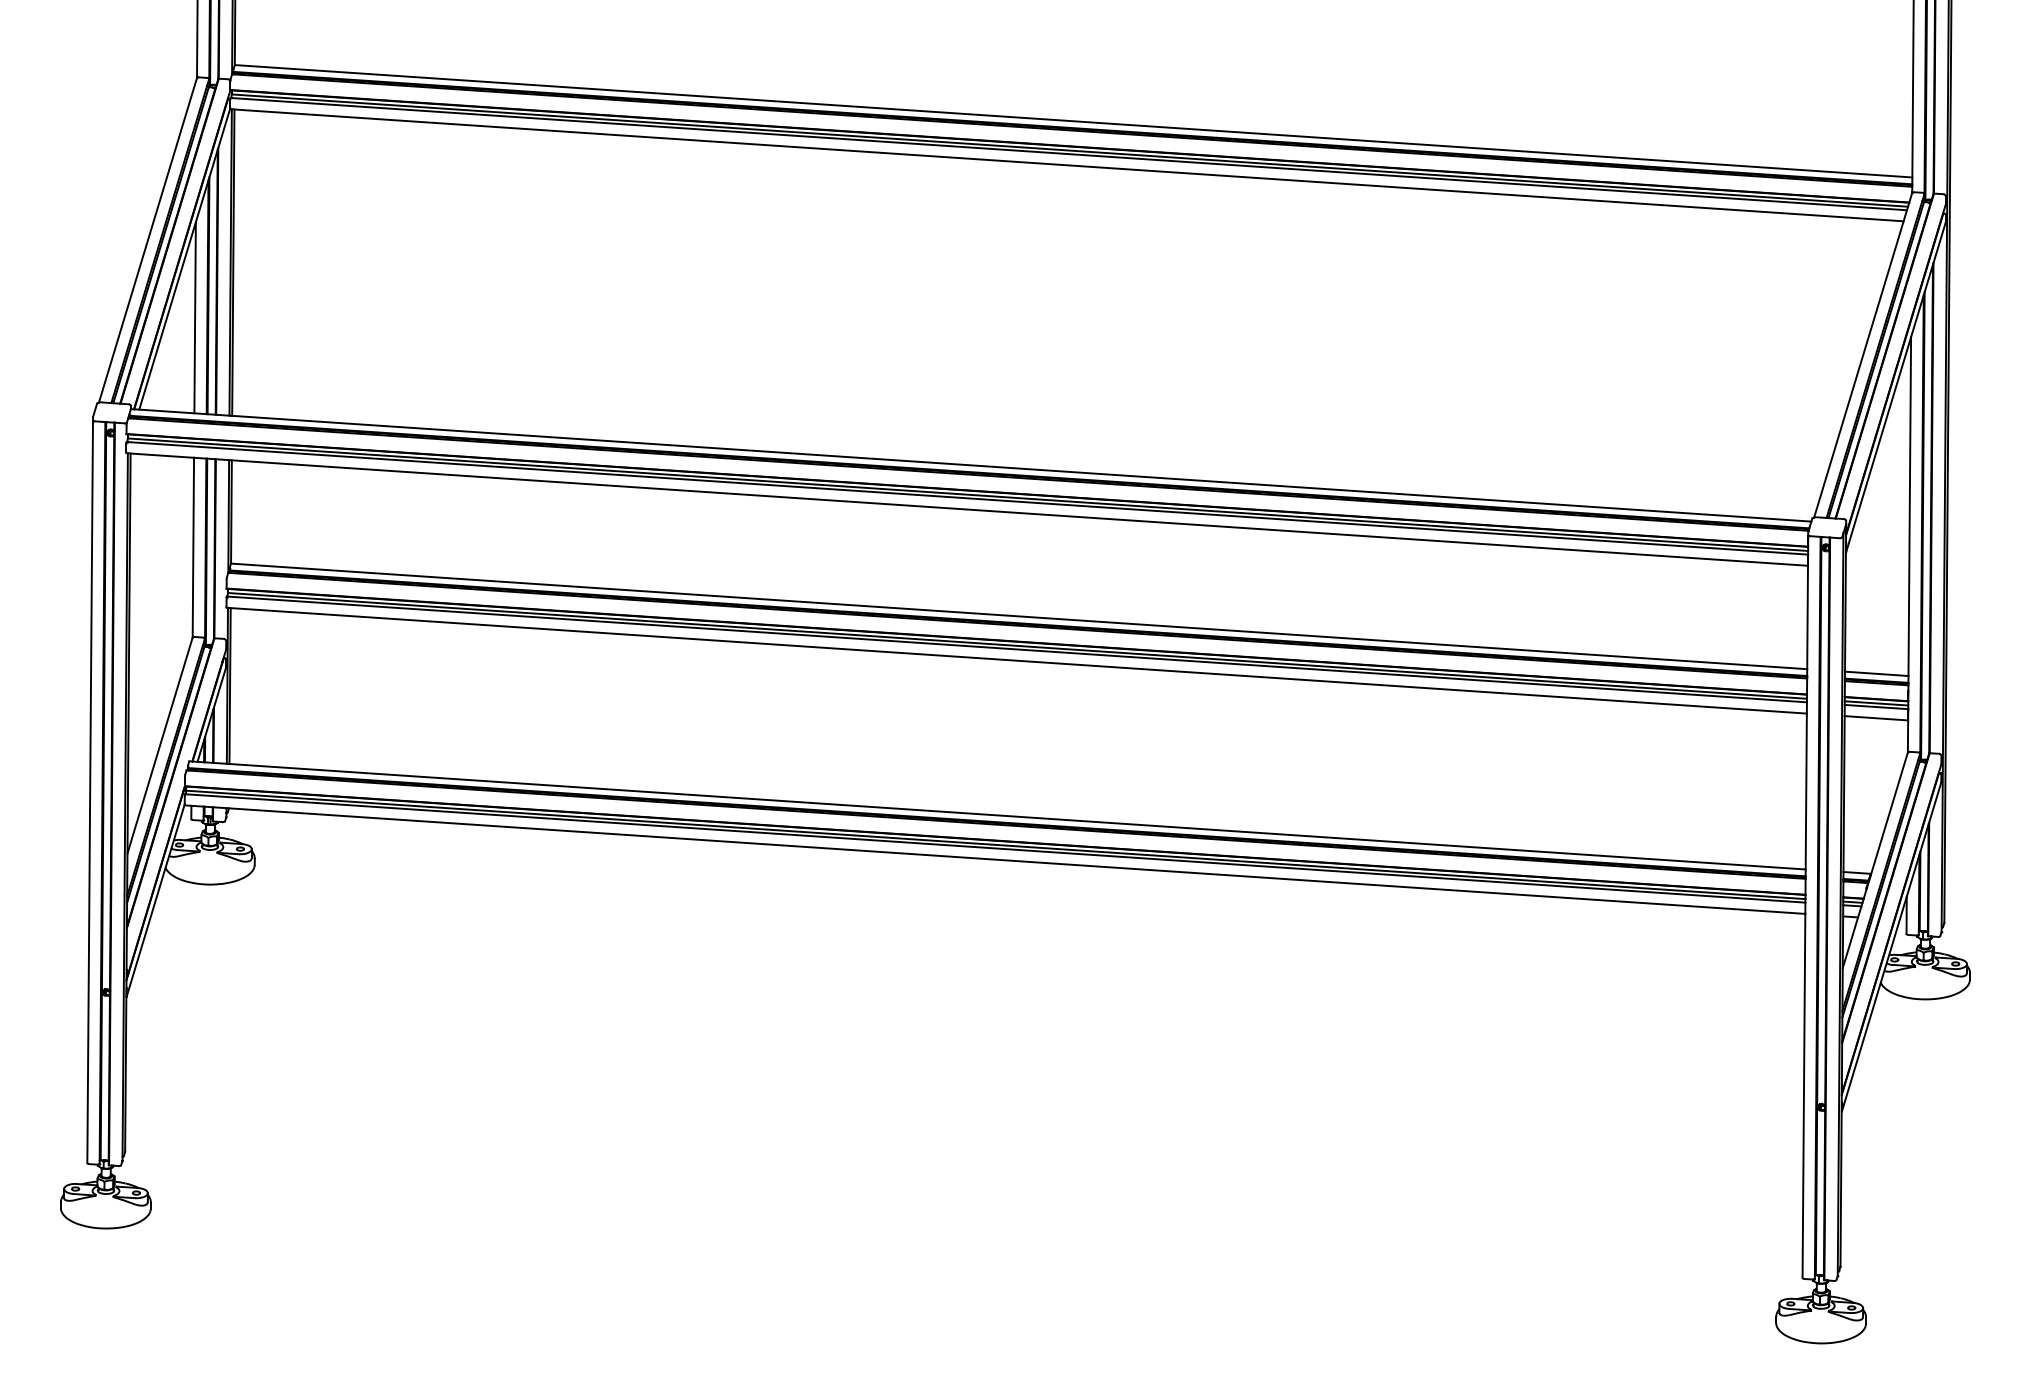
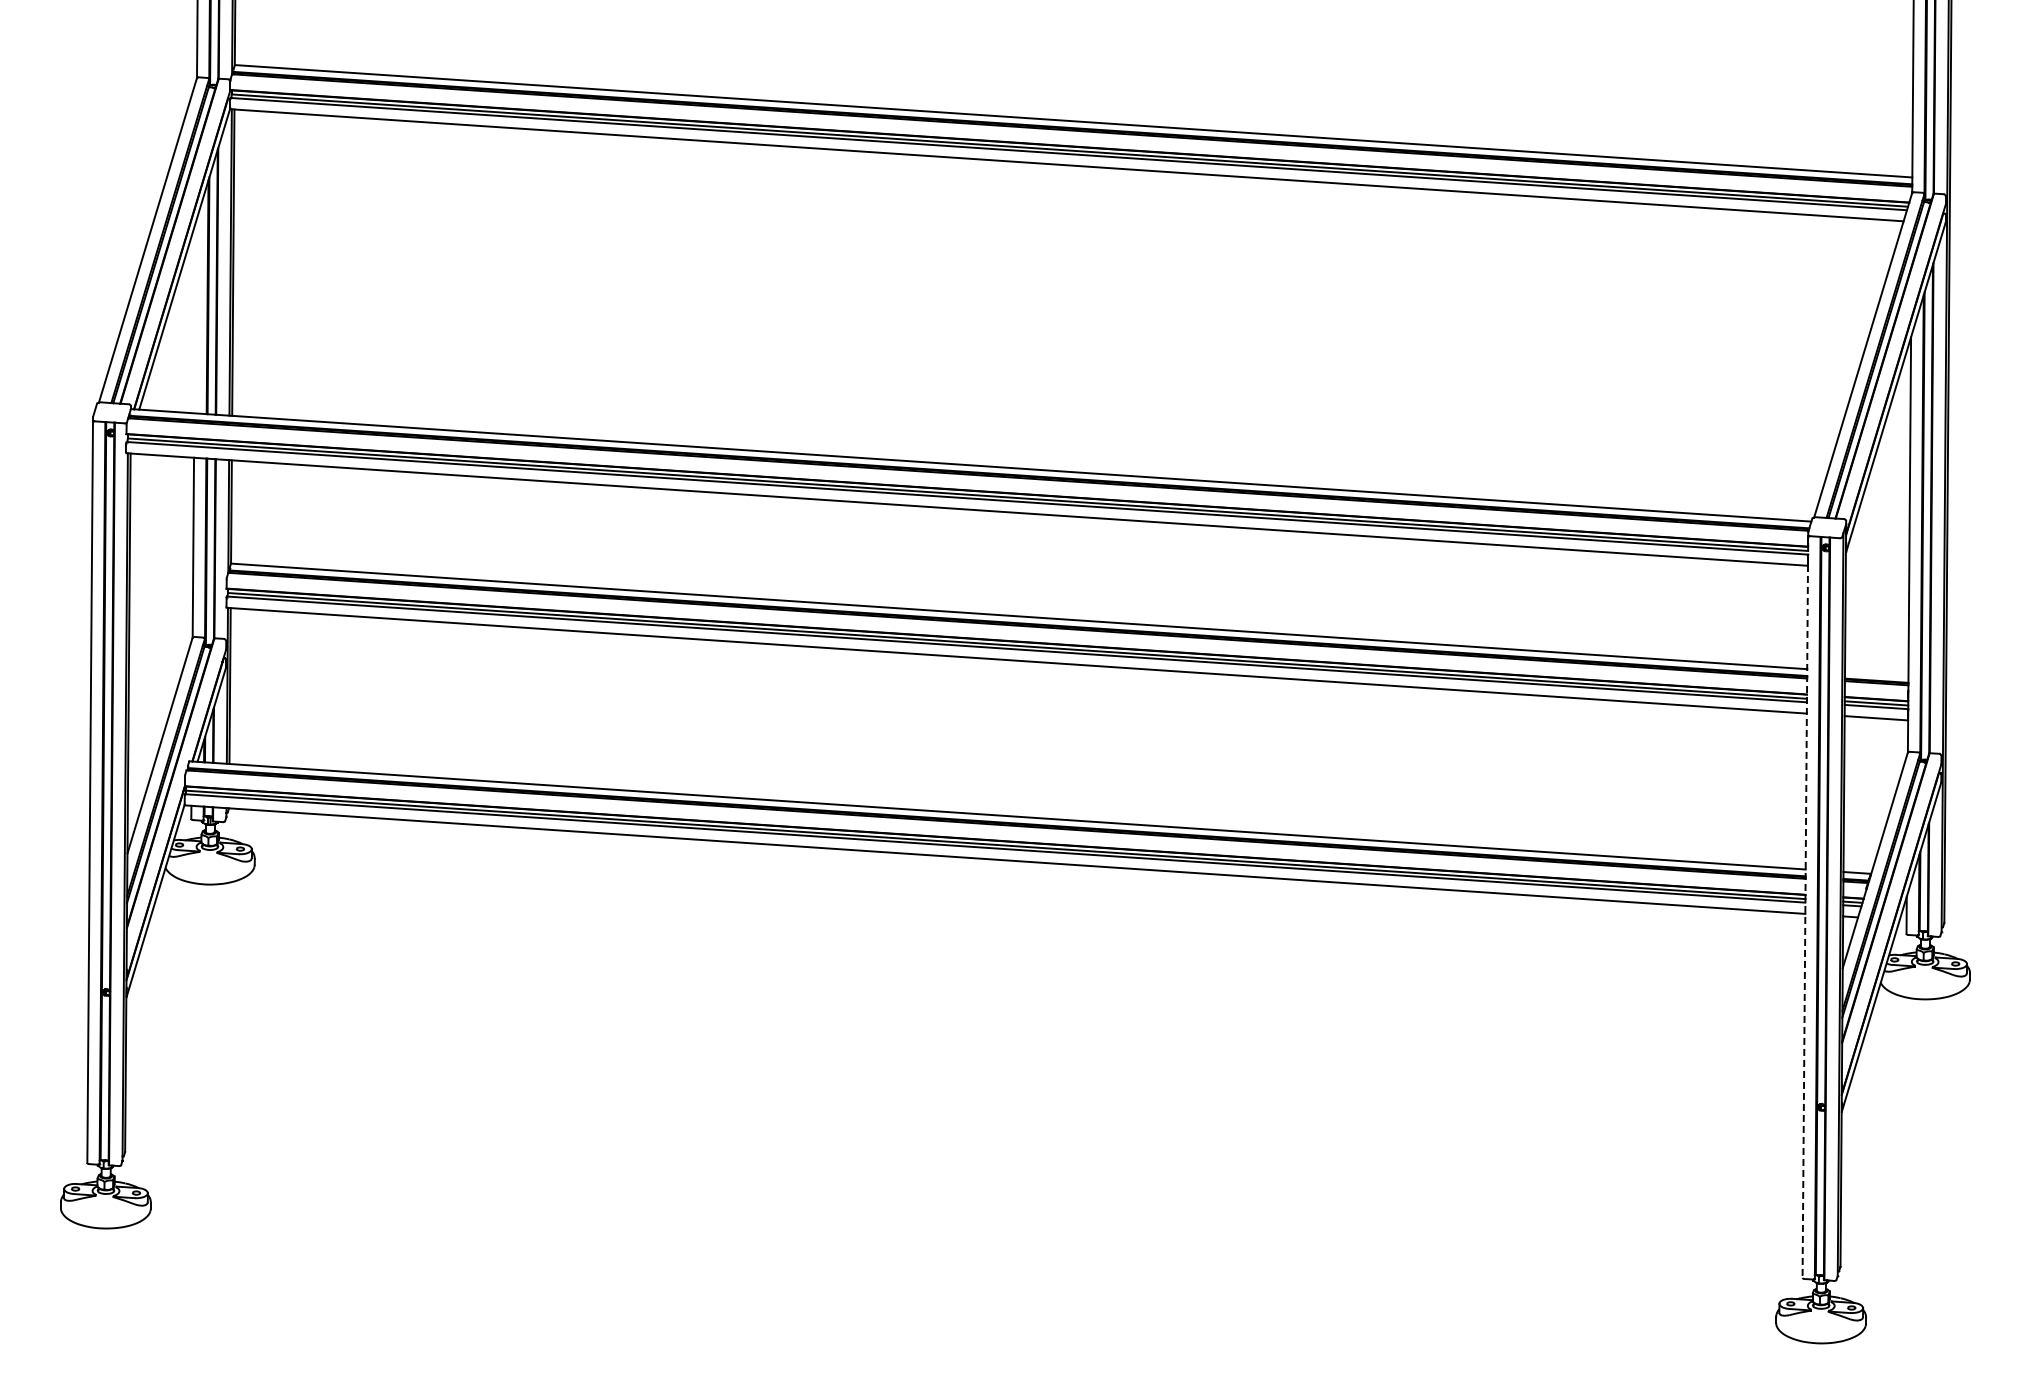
line: present -> none (194, 317)
line: present -> none (1876, 673)
line: solid -> dashed (1805, 905)
